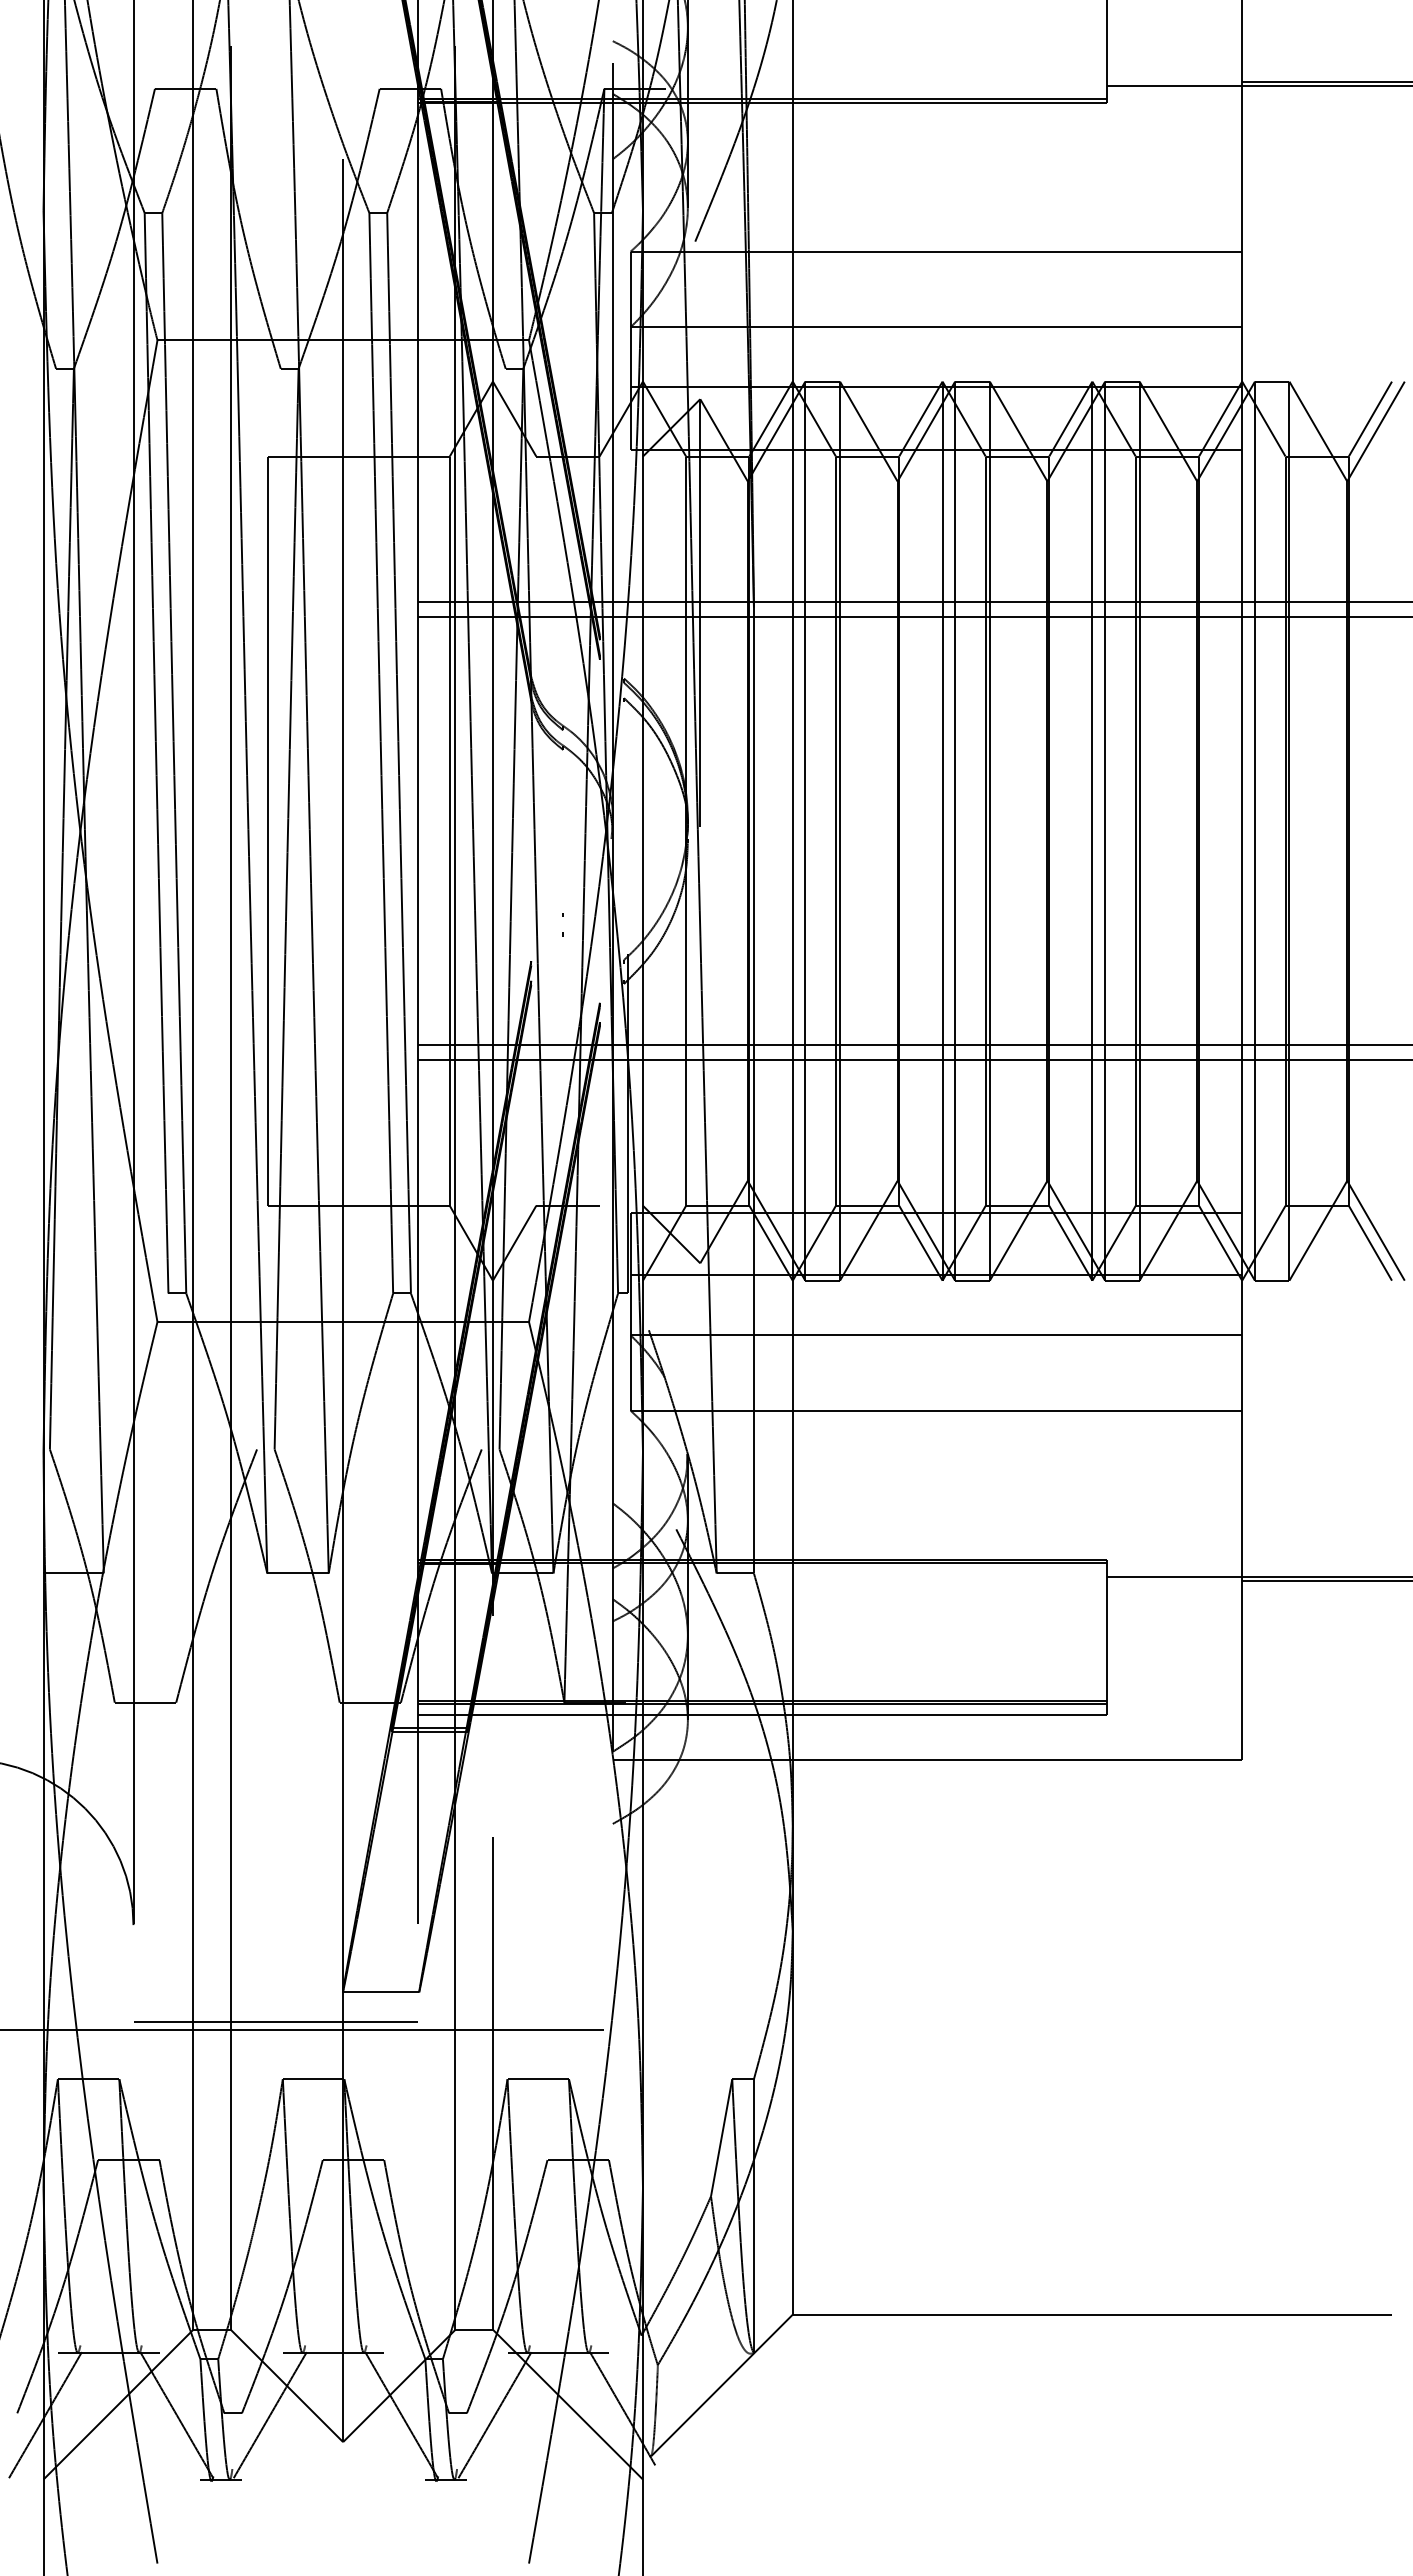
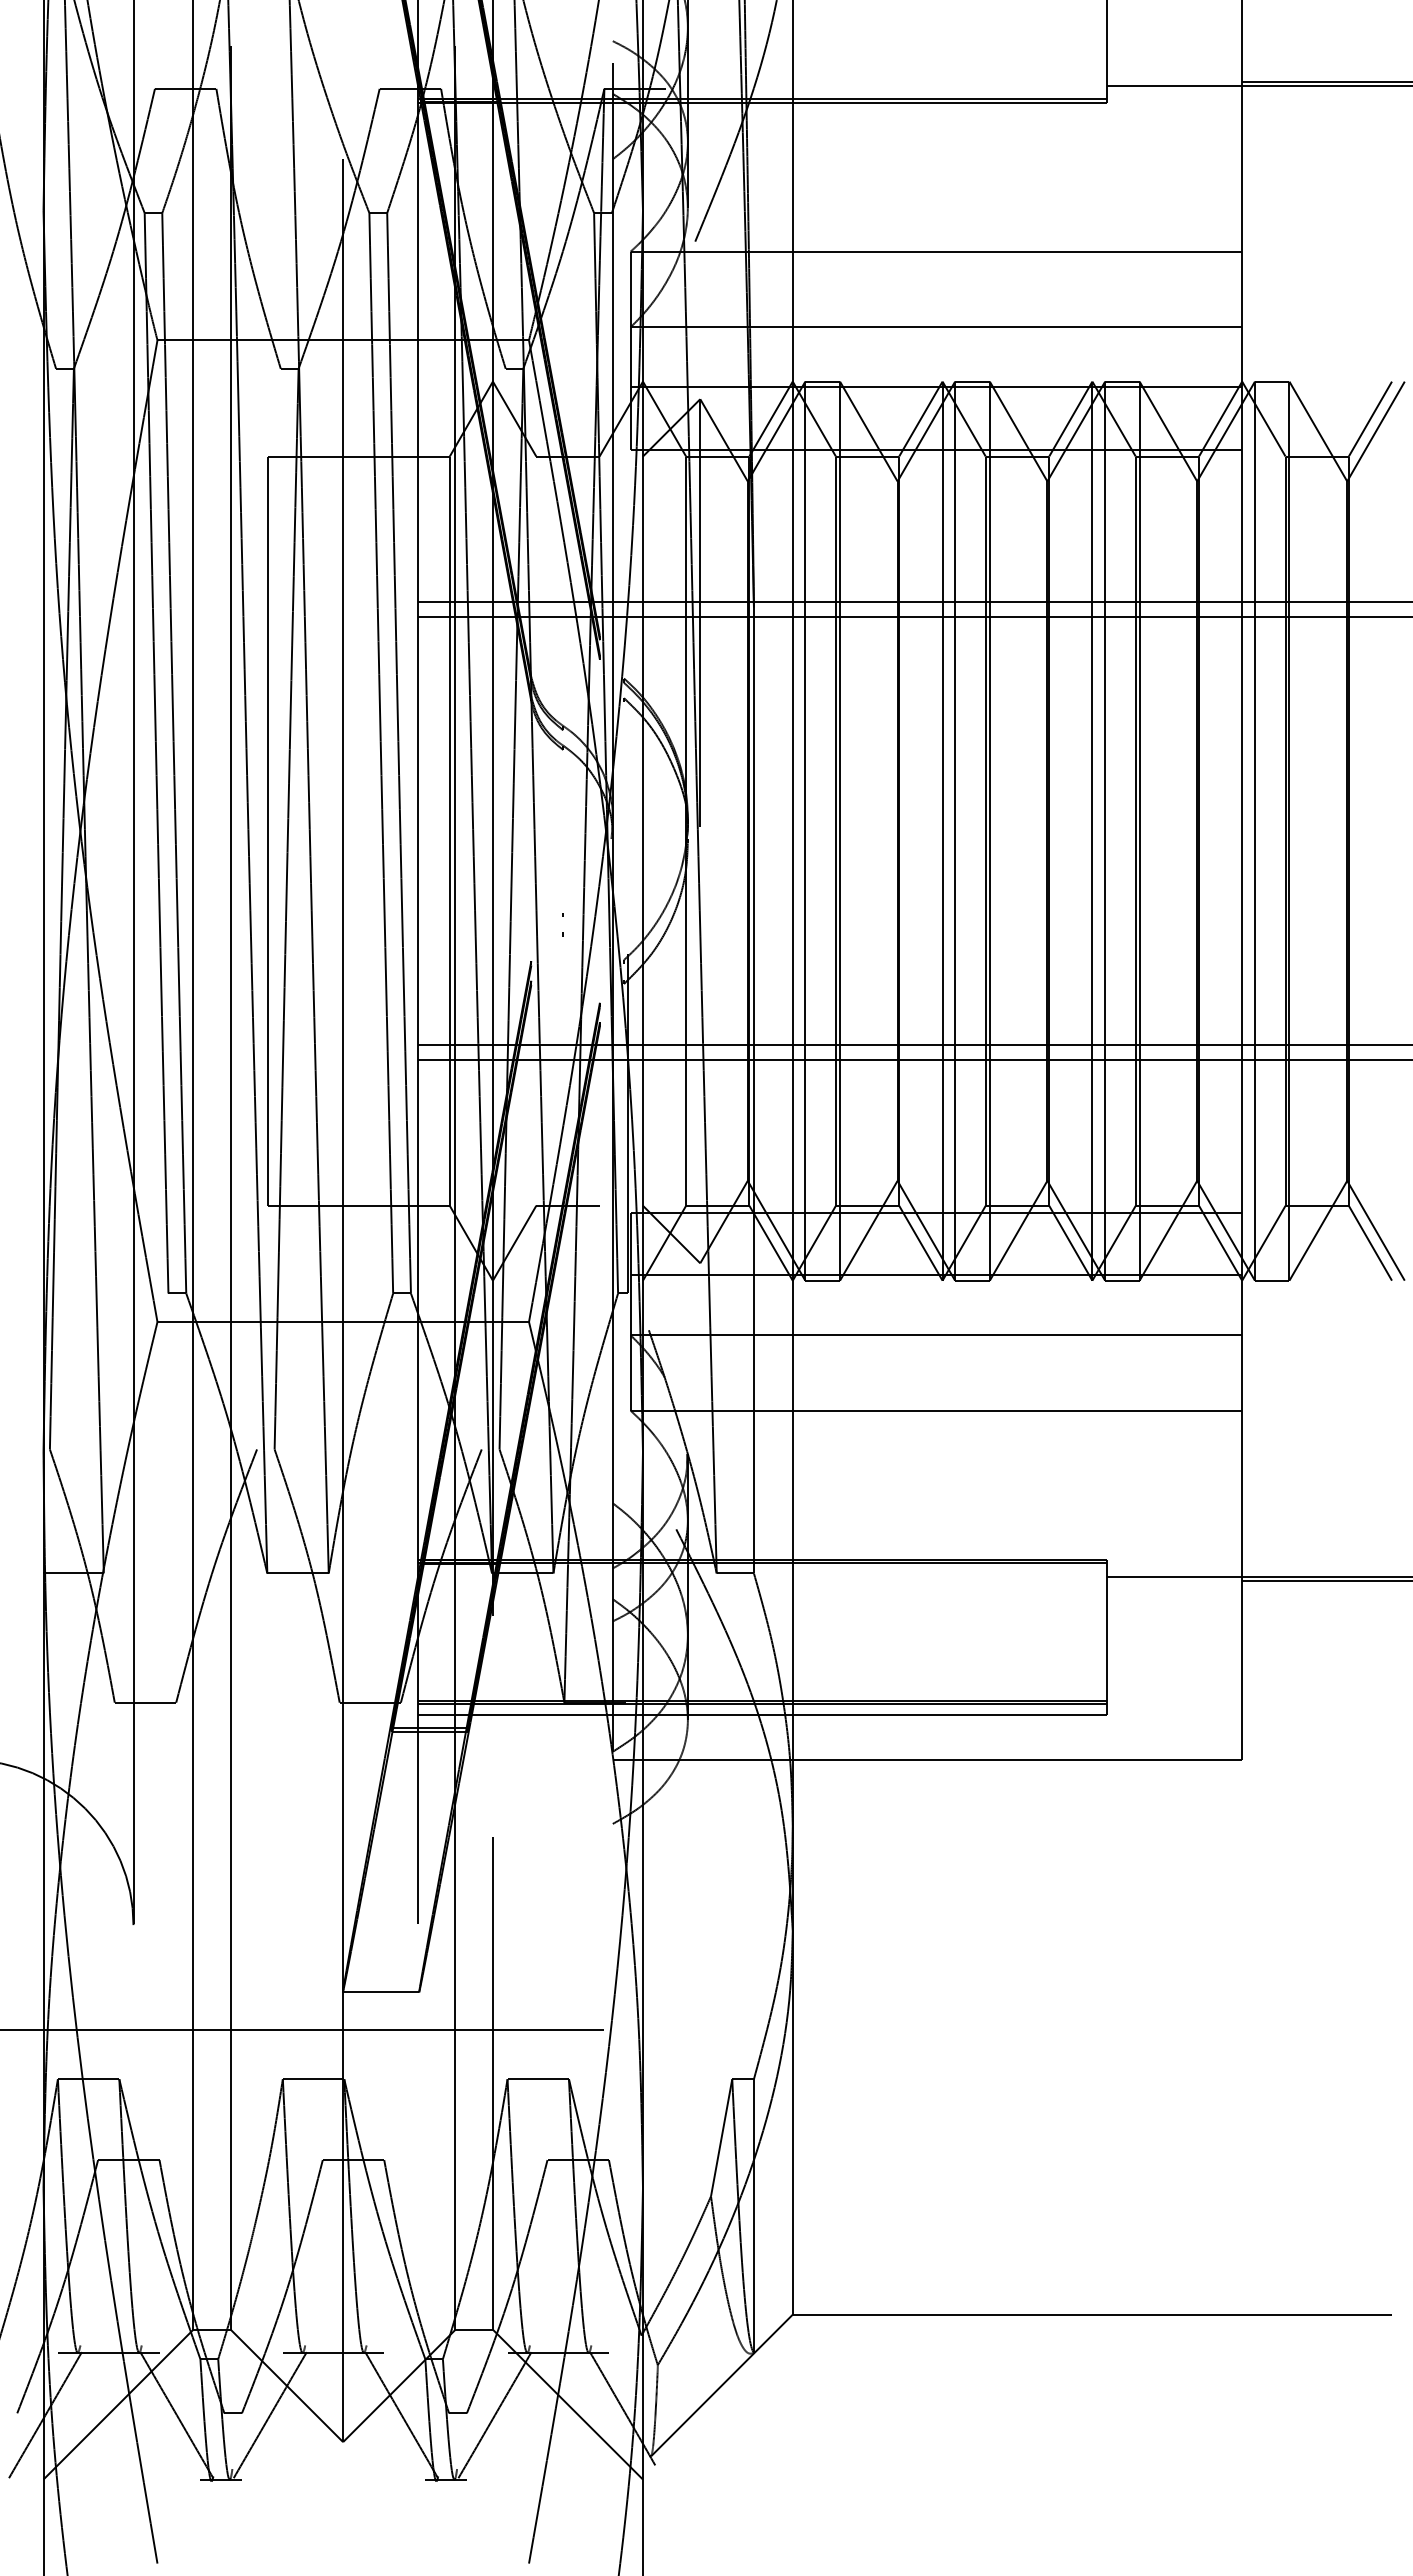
line: present -> none (275, 2022)
